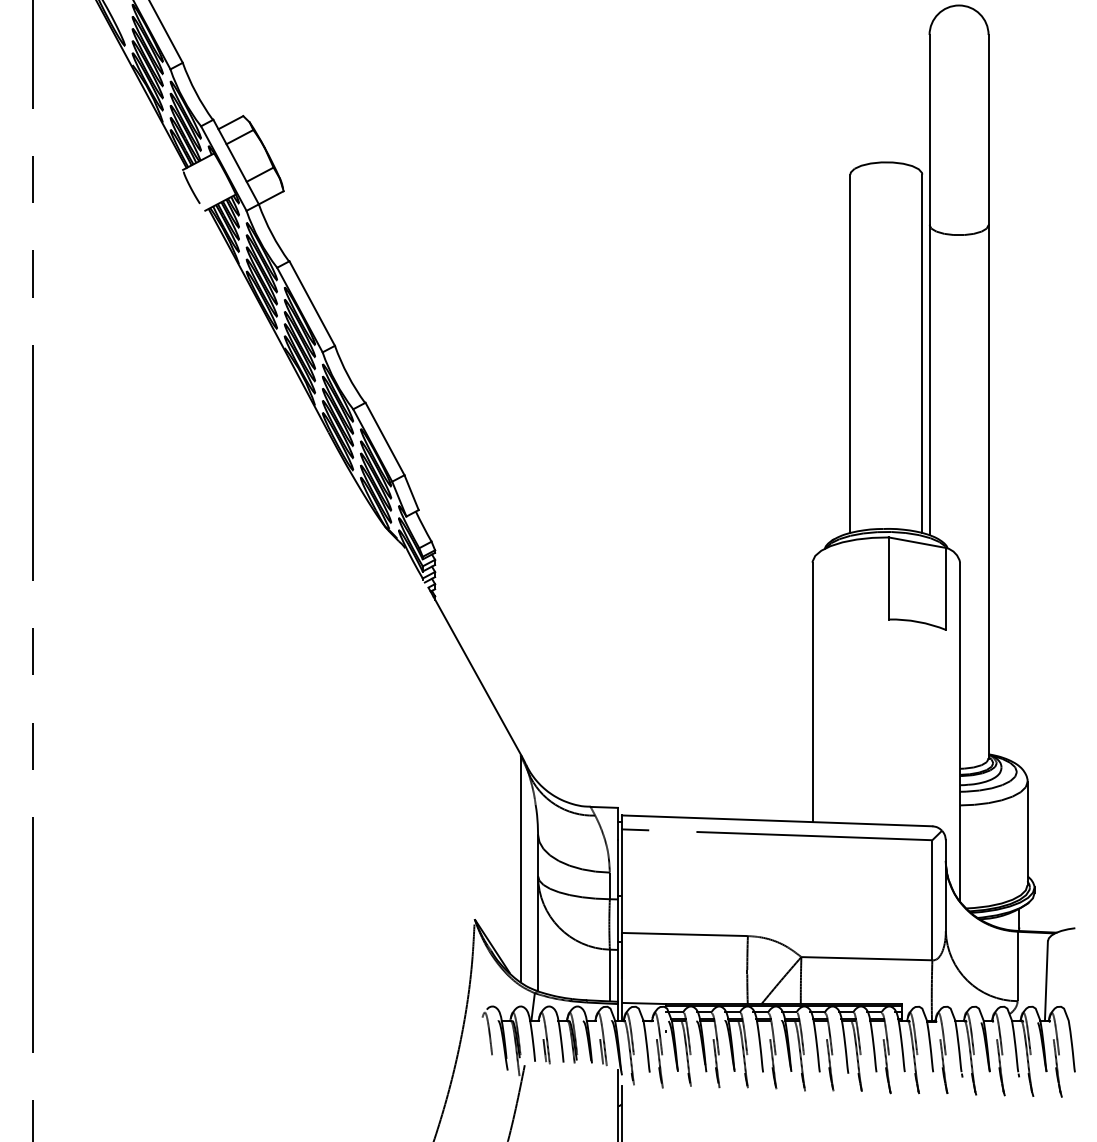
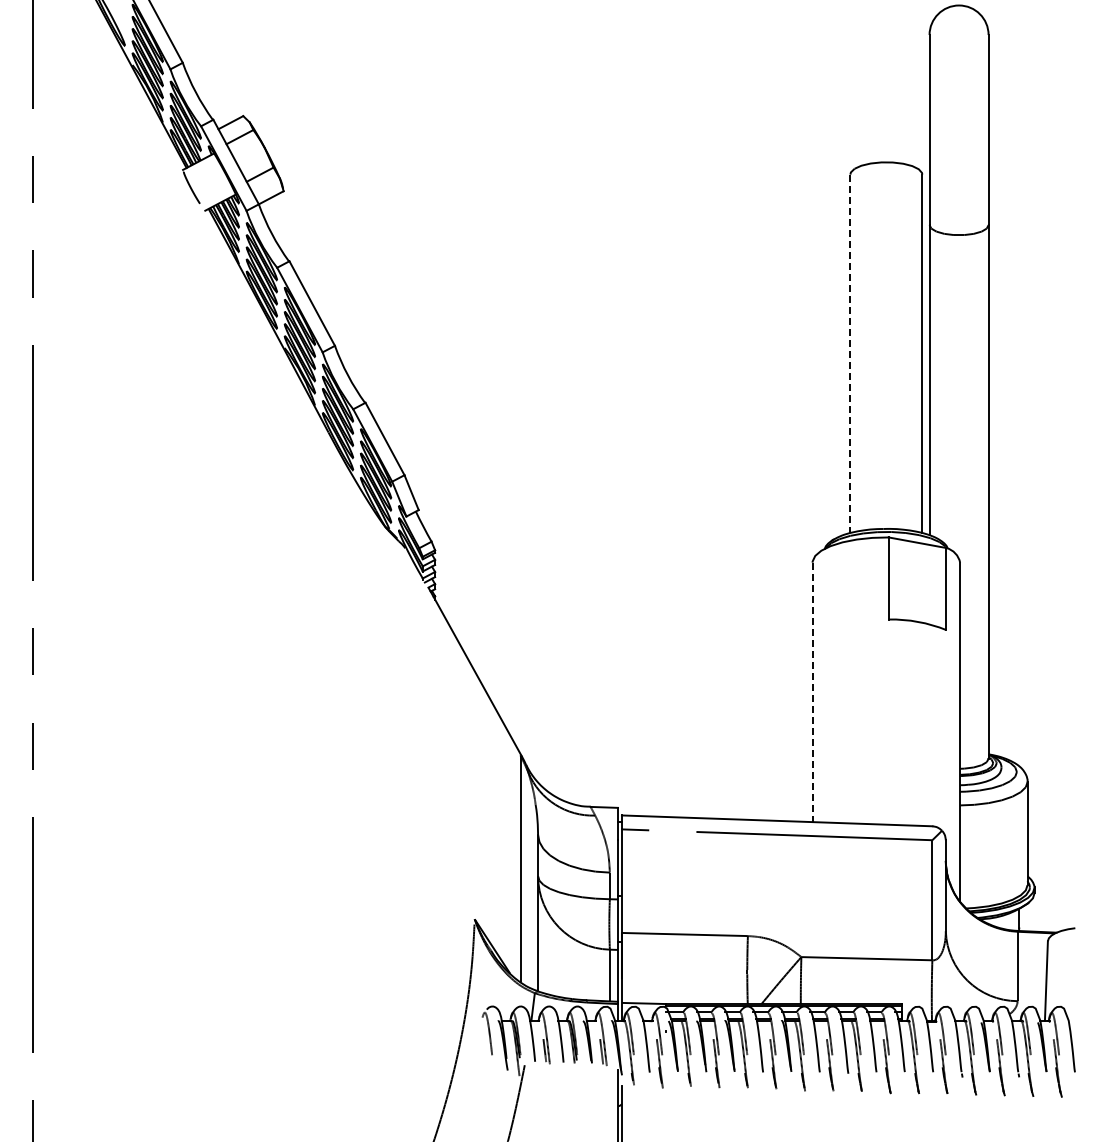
line: solid -> dashed (850, 354)
line: solid -> dashed (812, 692)
